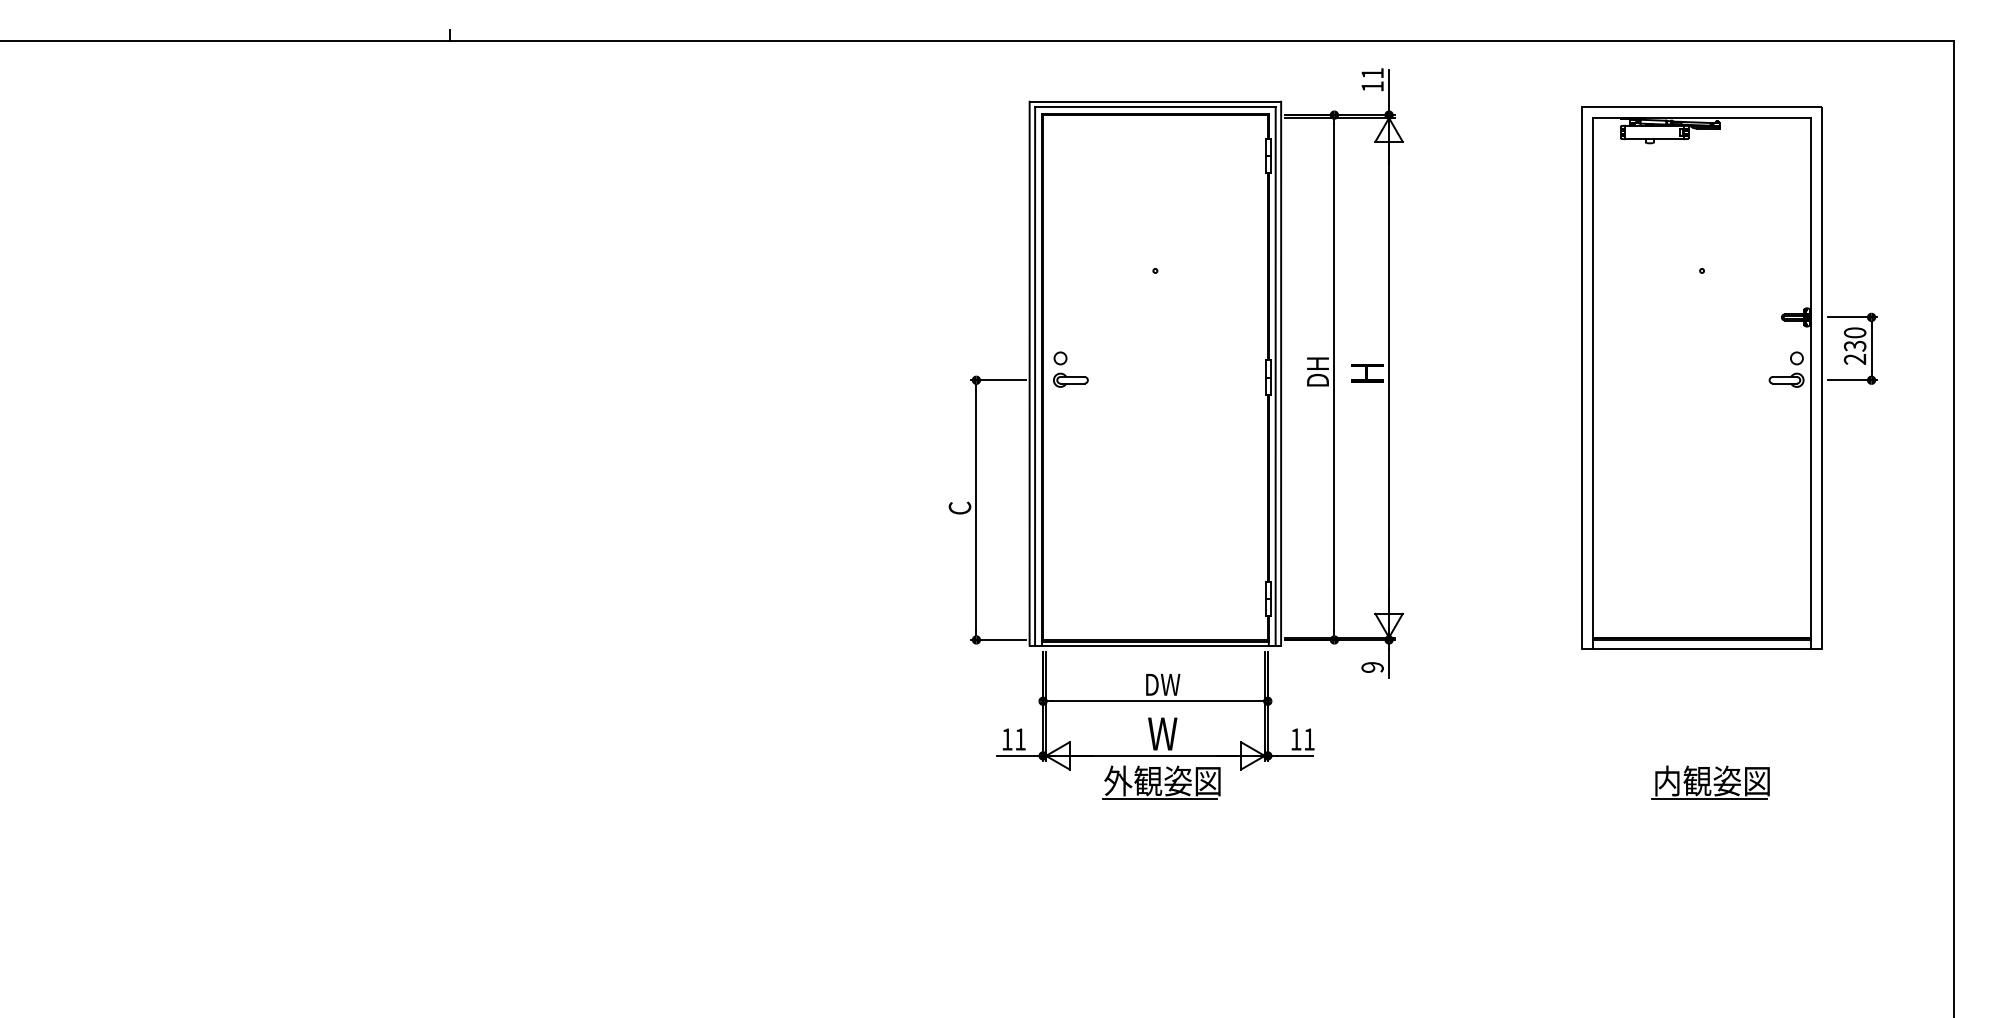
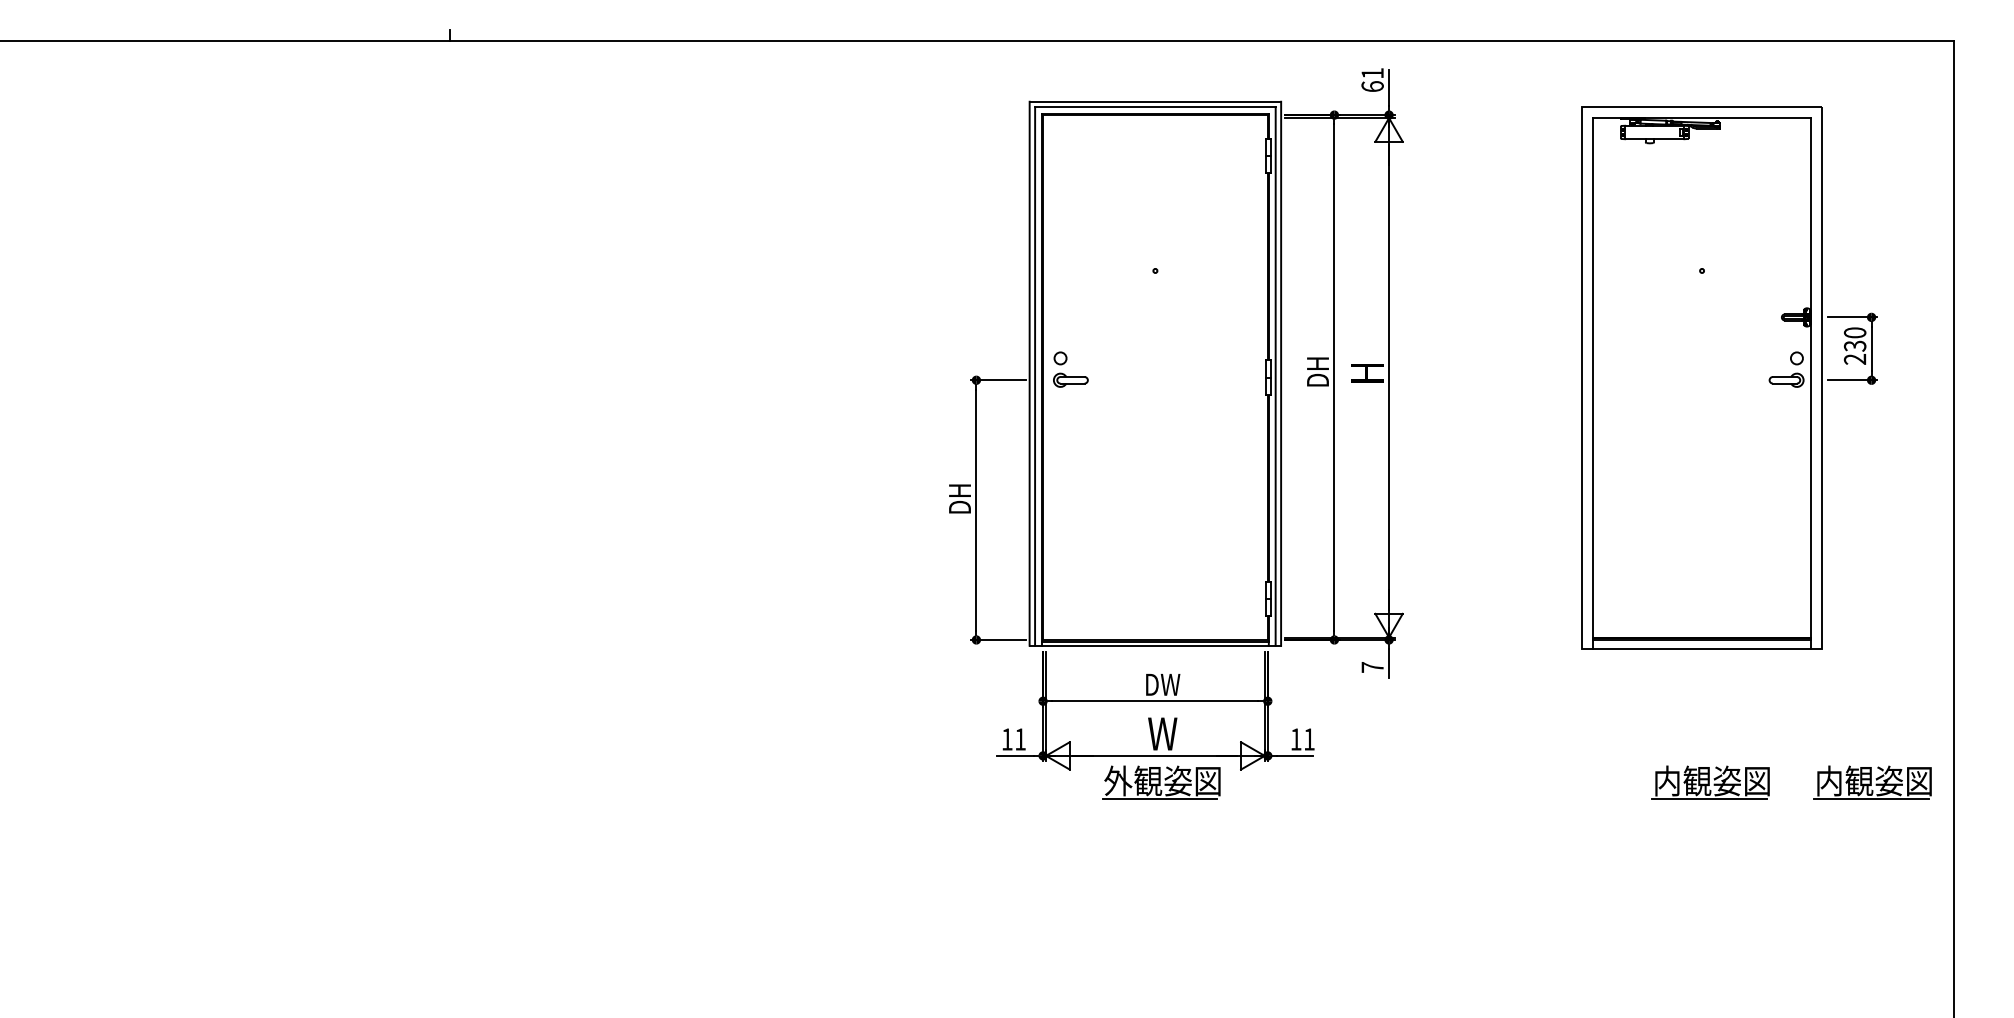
text: 11 -> 61 (1372, 86)
text: C -> DH (959, 499)
text: 9 -> 7 (1372, 667)
part: none -> present (1872, 782)
